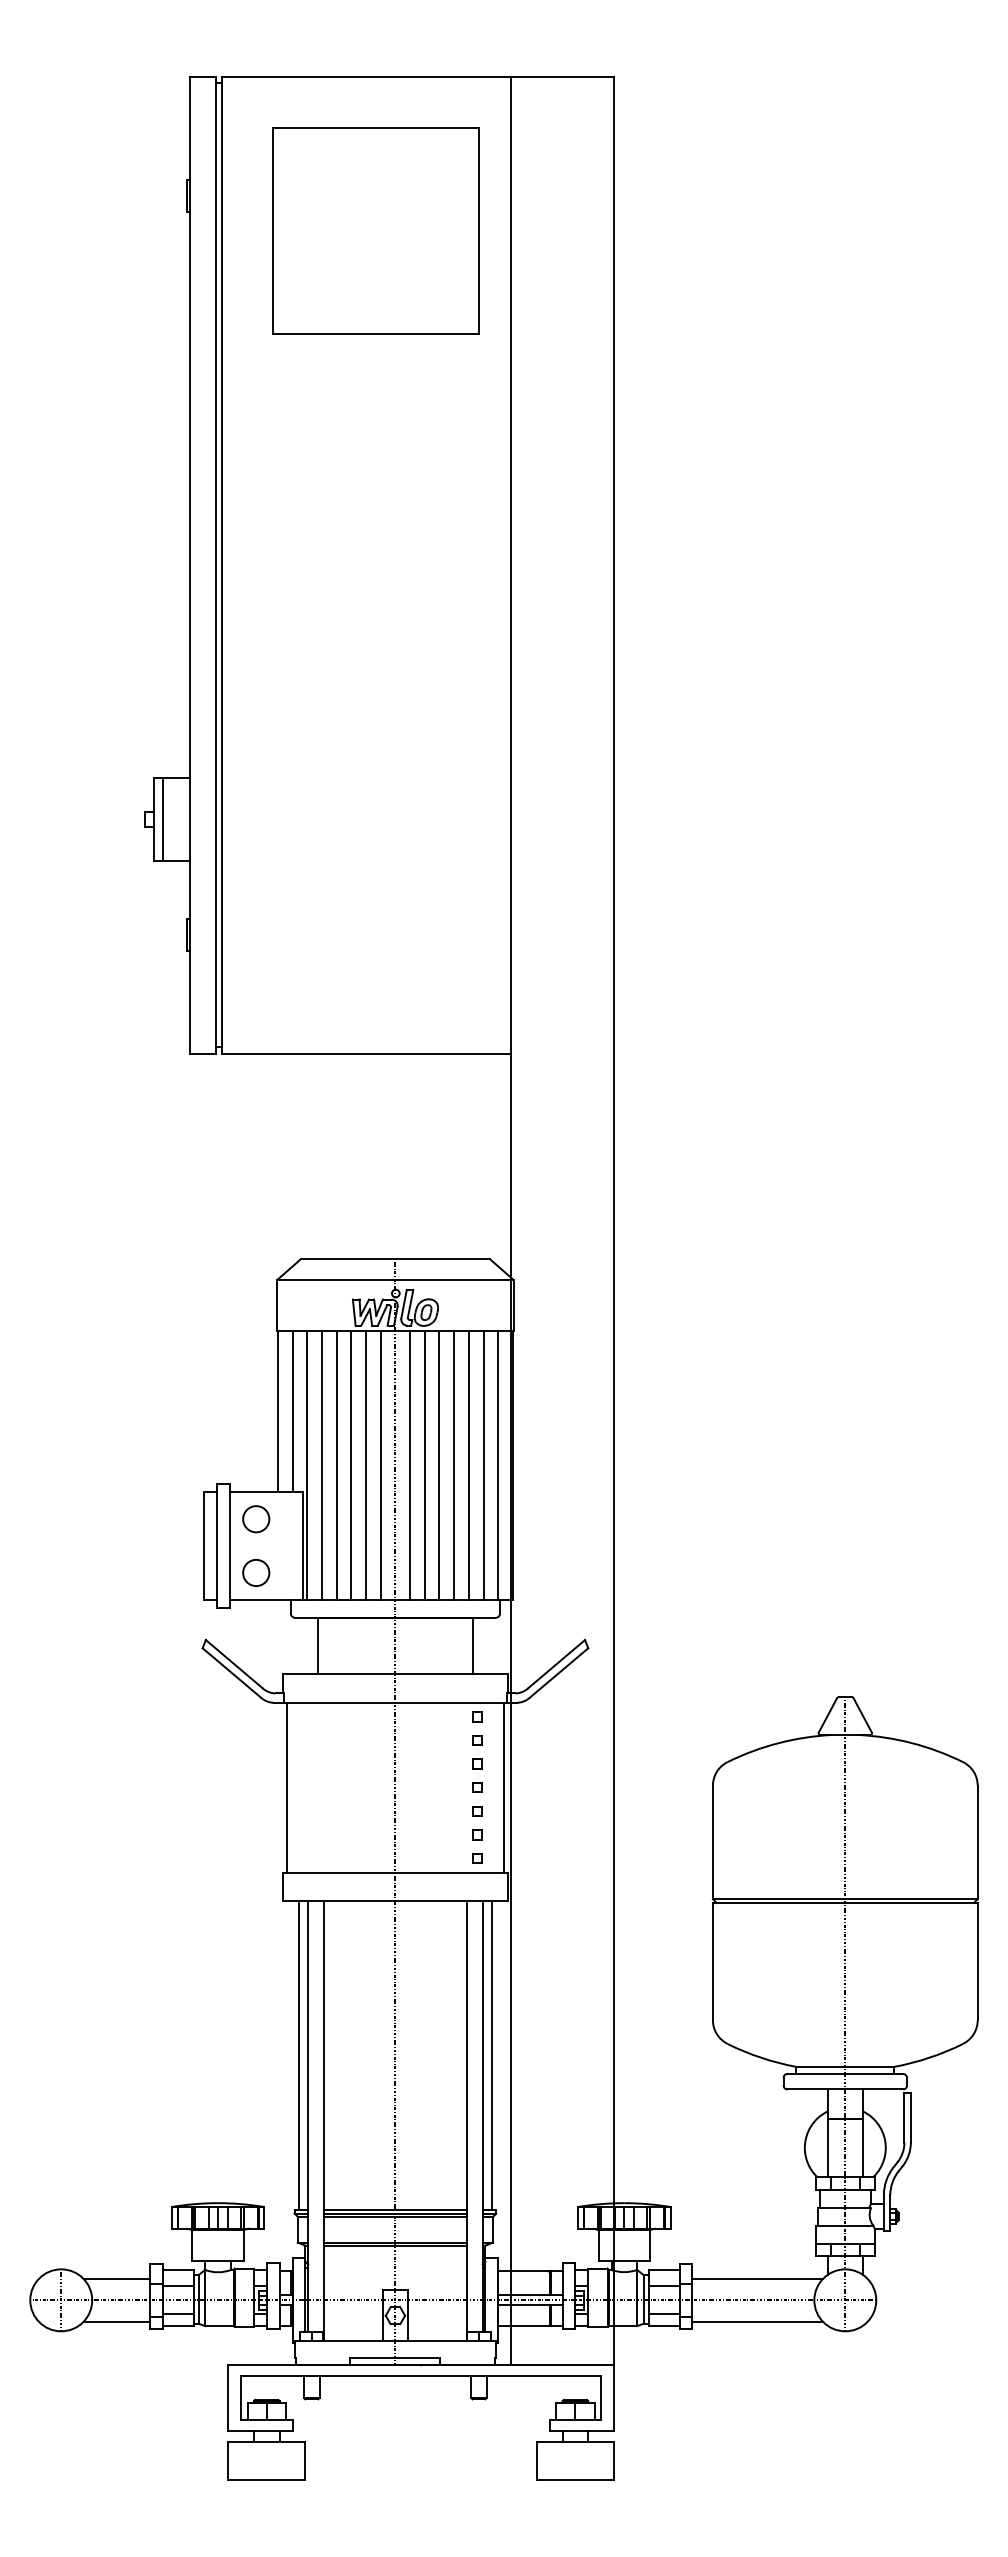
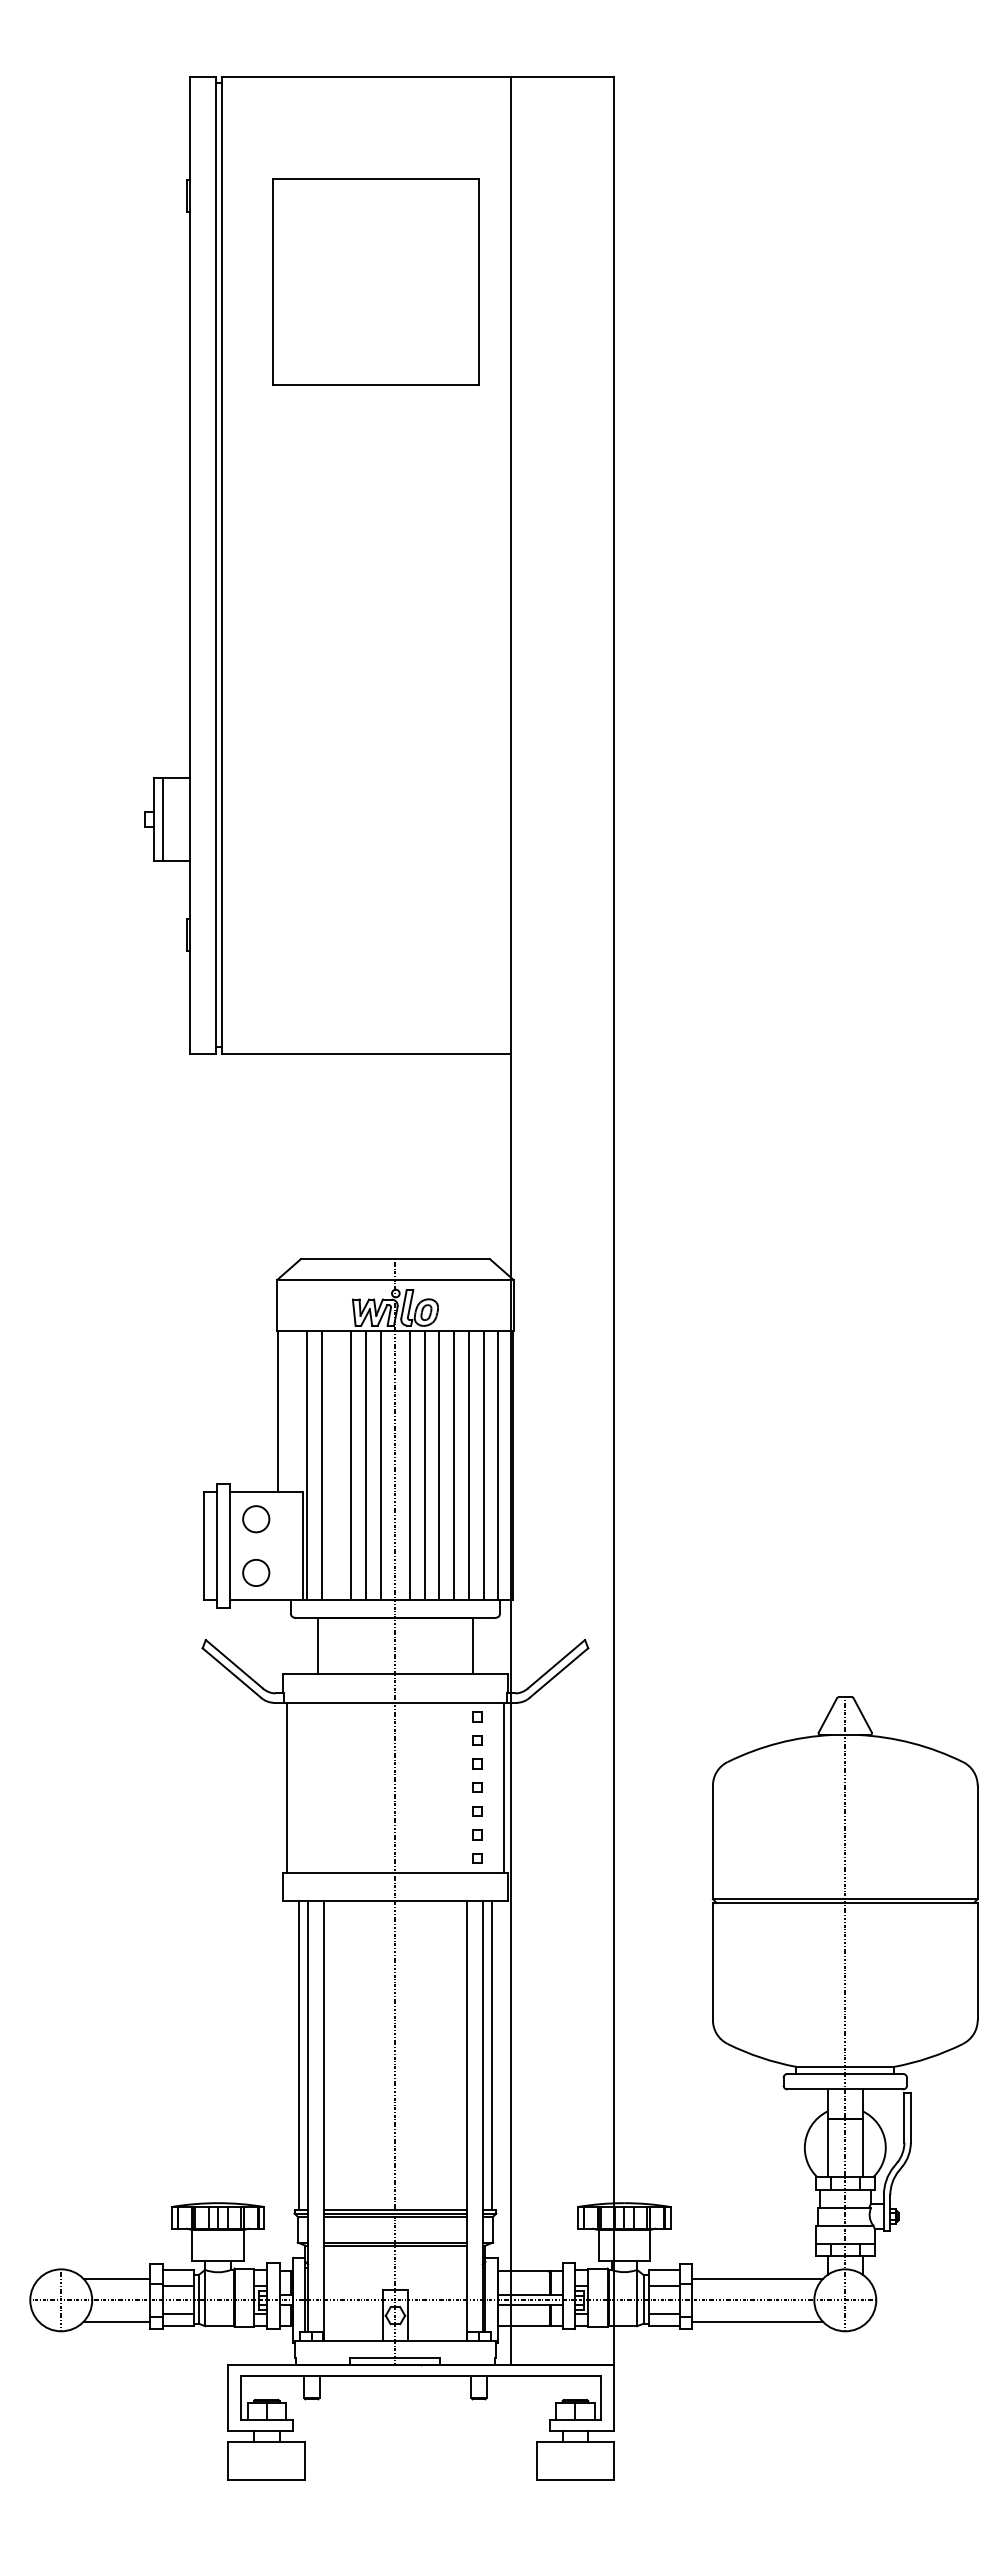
part position: (375, 230) -> (375, 281) (375, 281)
line: present -> none (292, 1411)
line: present -> none (336, 1464)
